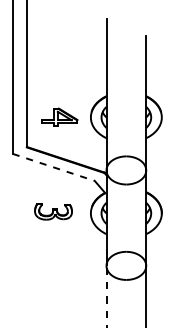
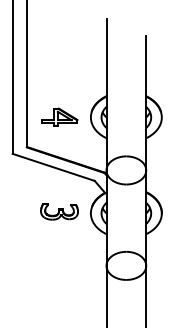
line: dashed -> solid (54, 167)
part position: (53, 211) -> (59, 211) (59, 211)
line: dashed -> solid (106, 296)
